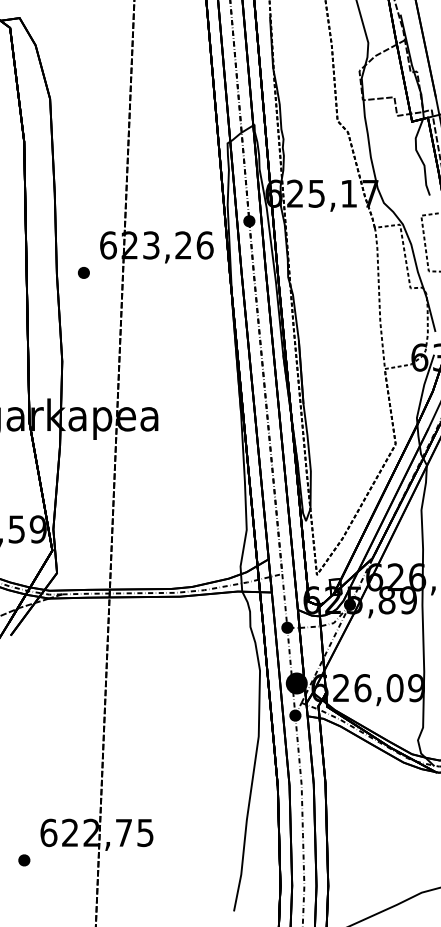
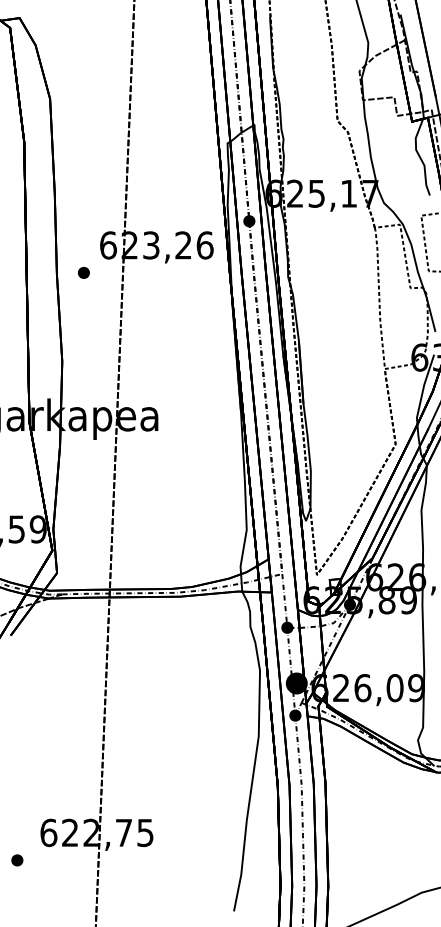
part position: (24, 860) -> (17, 860) (17, 860)
